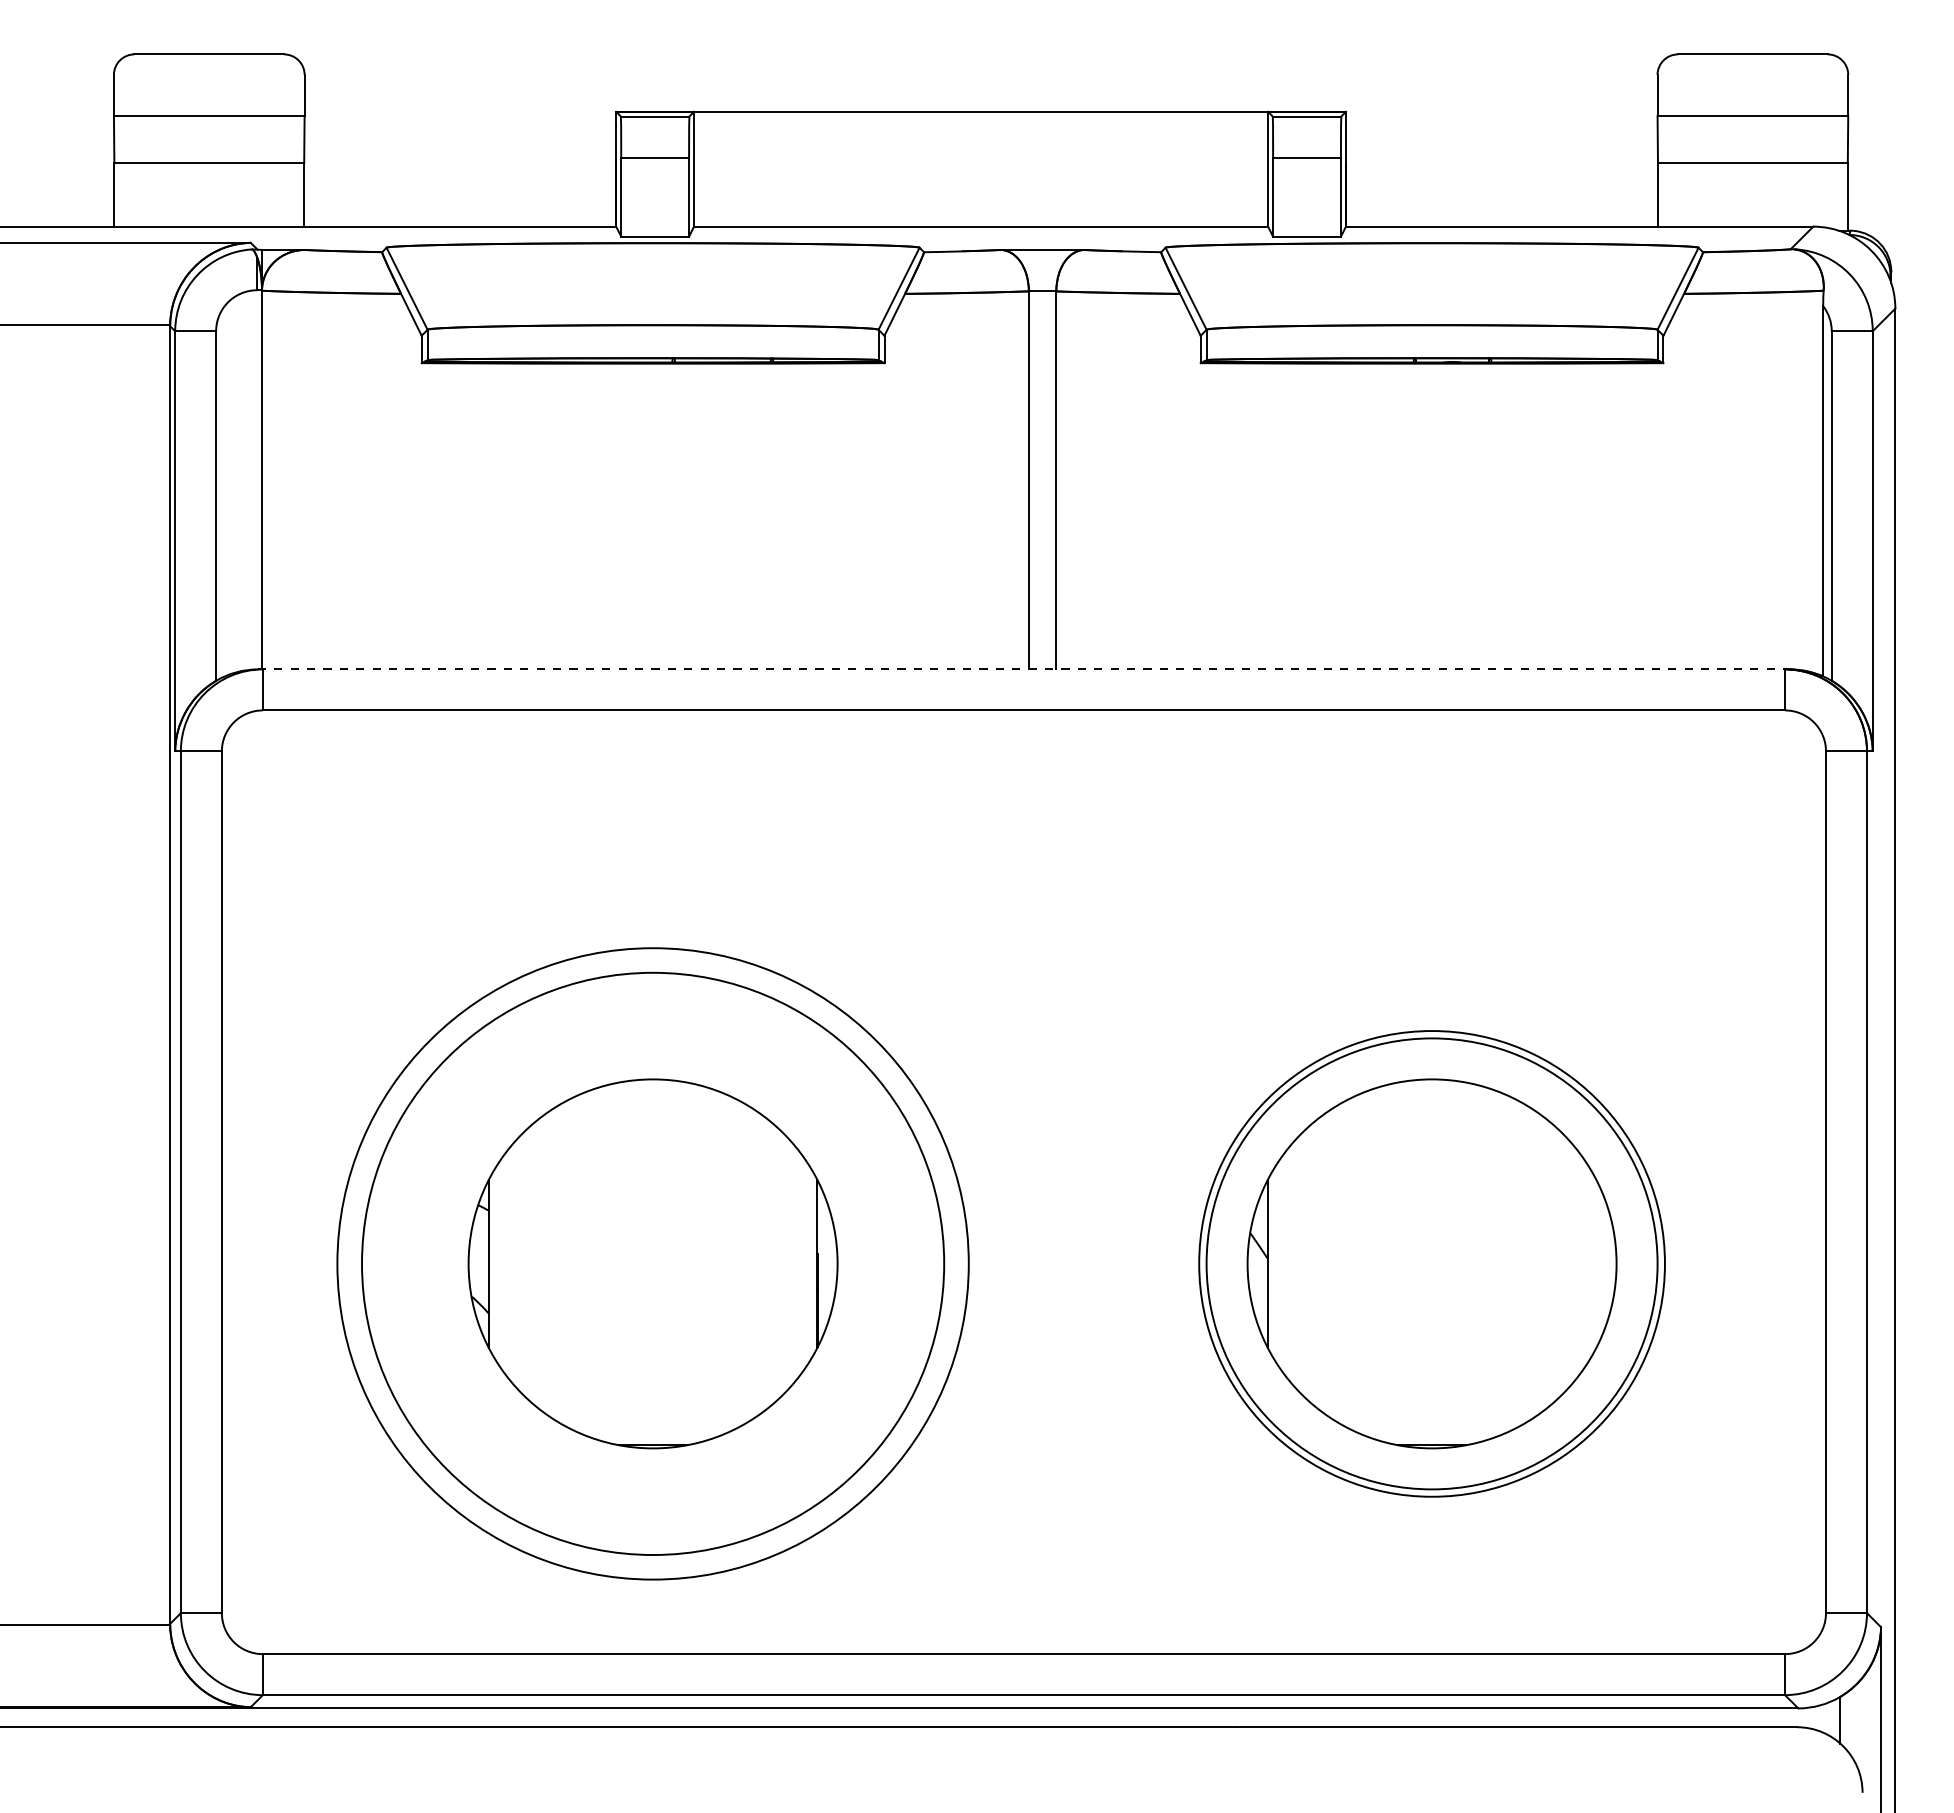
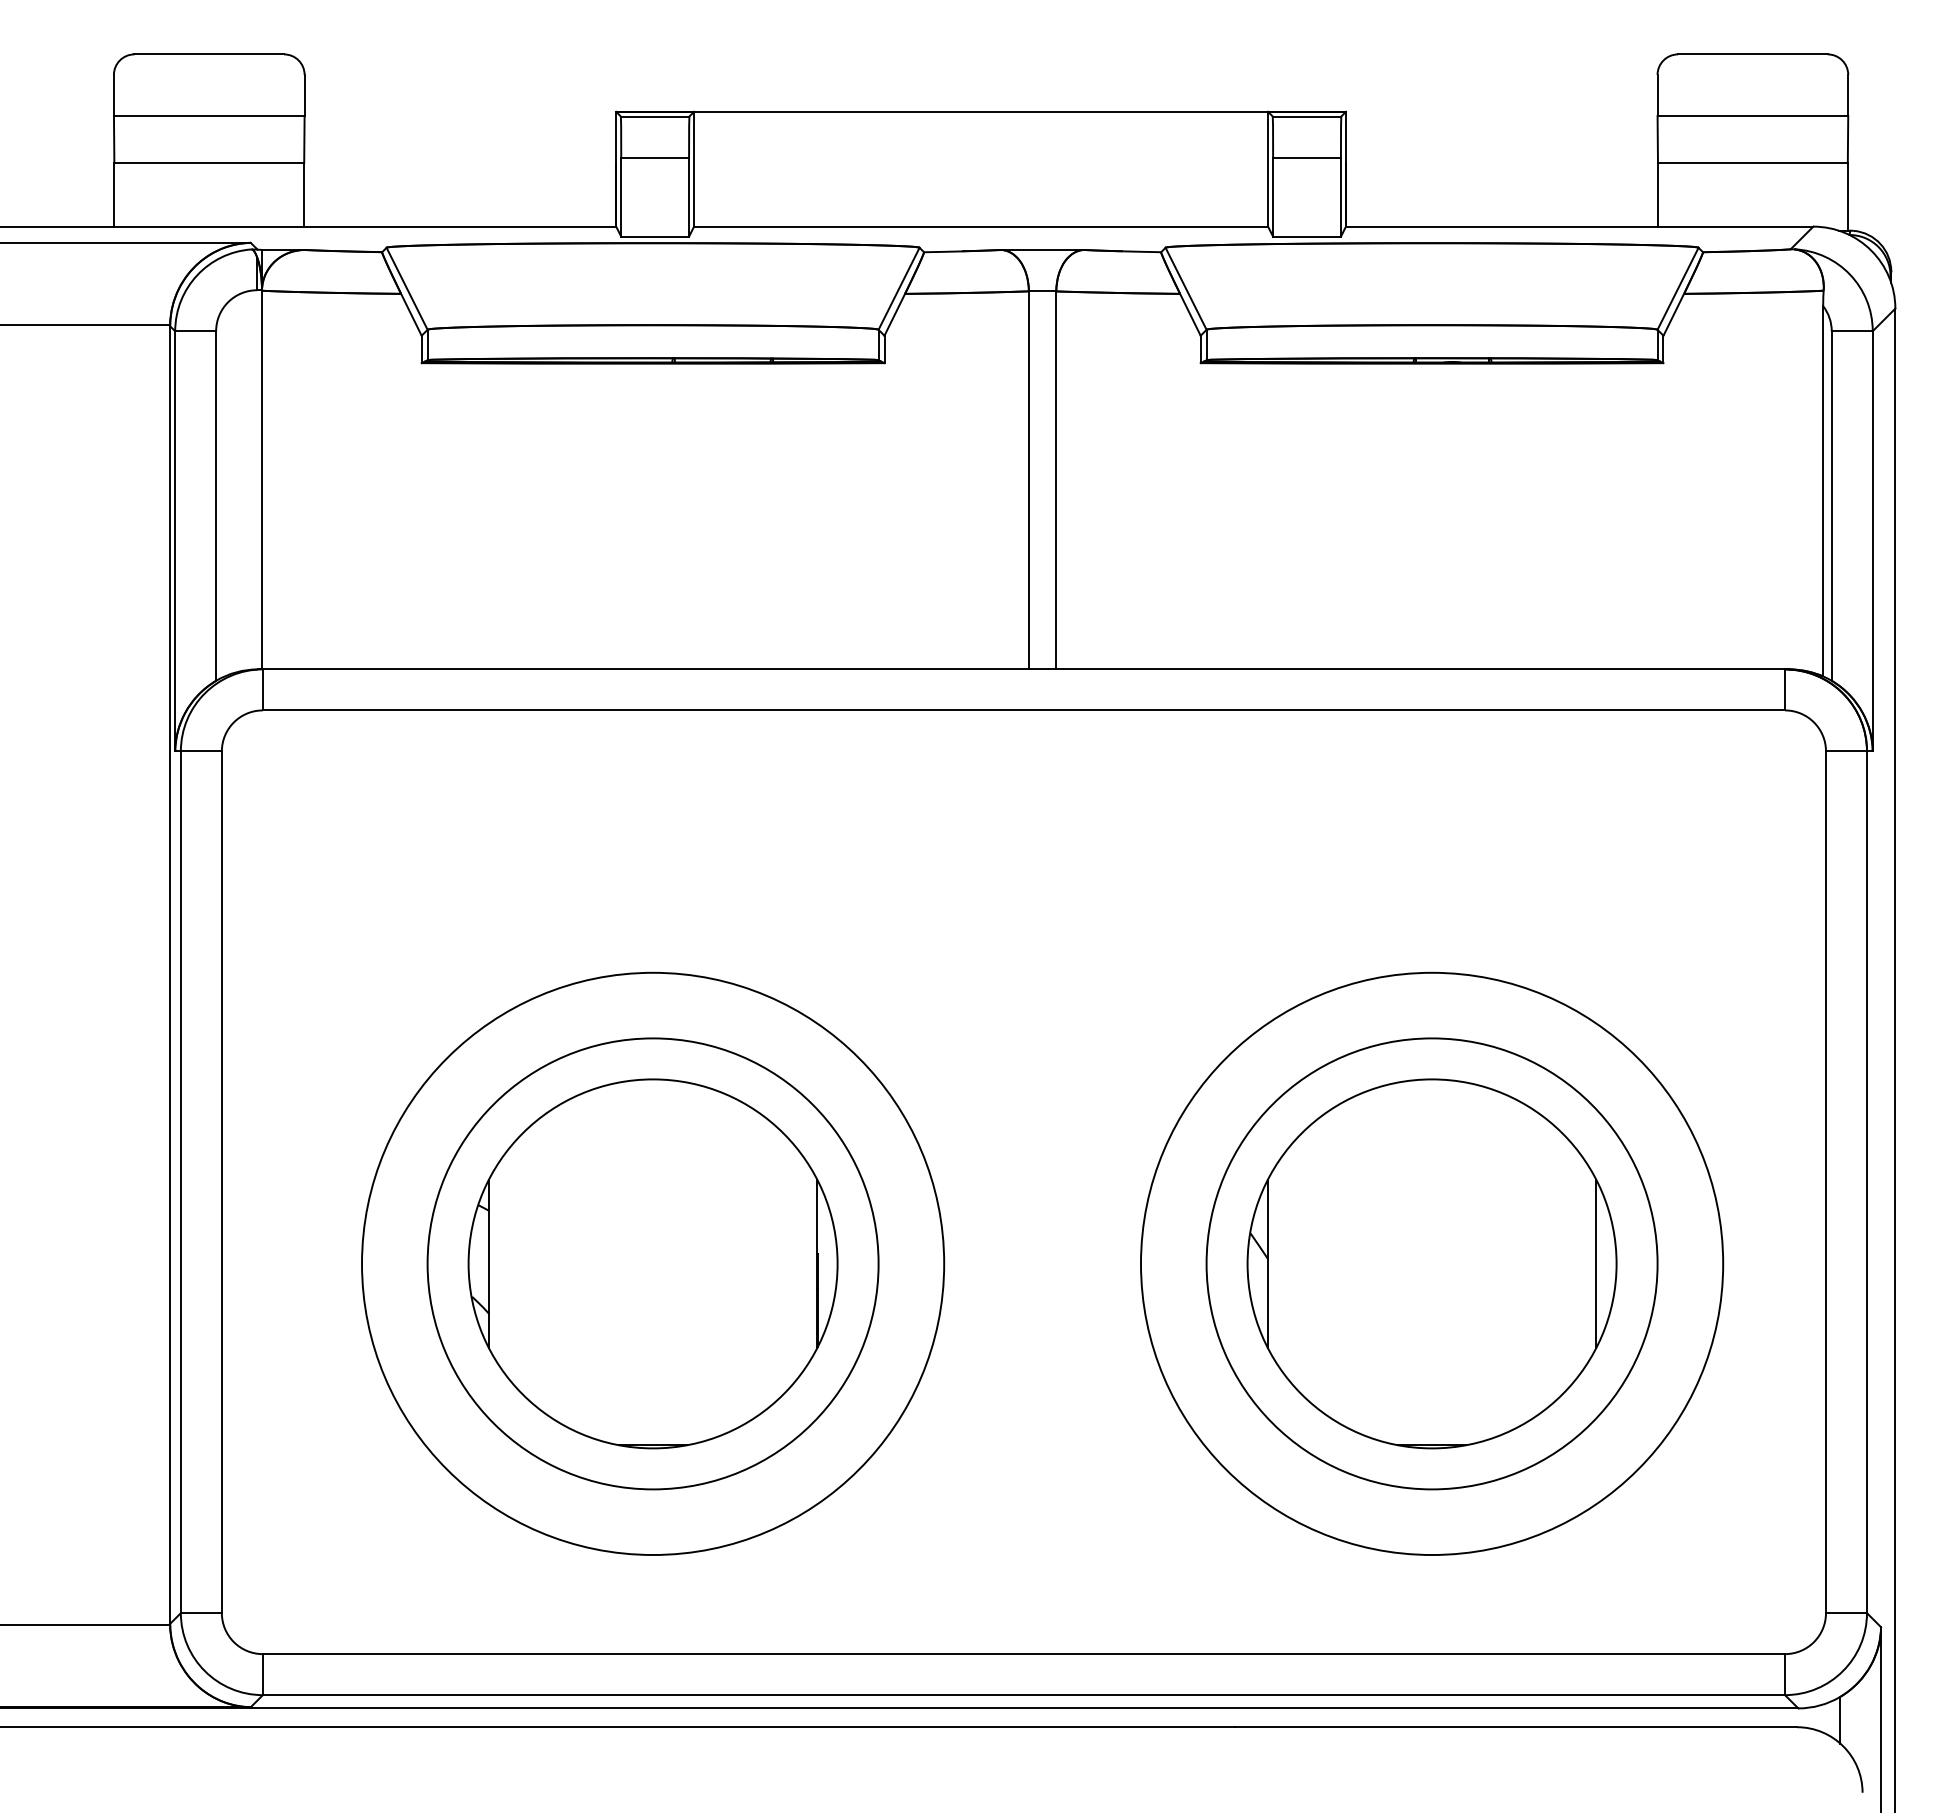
line: dashed -> solid (1023, 669)
circle diameter: 631 px -> 451 px (652, 1263)
circle diameter: 466 px -> 582 px (1431, 1263)
line: none -> present (1596, 1263)
